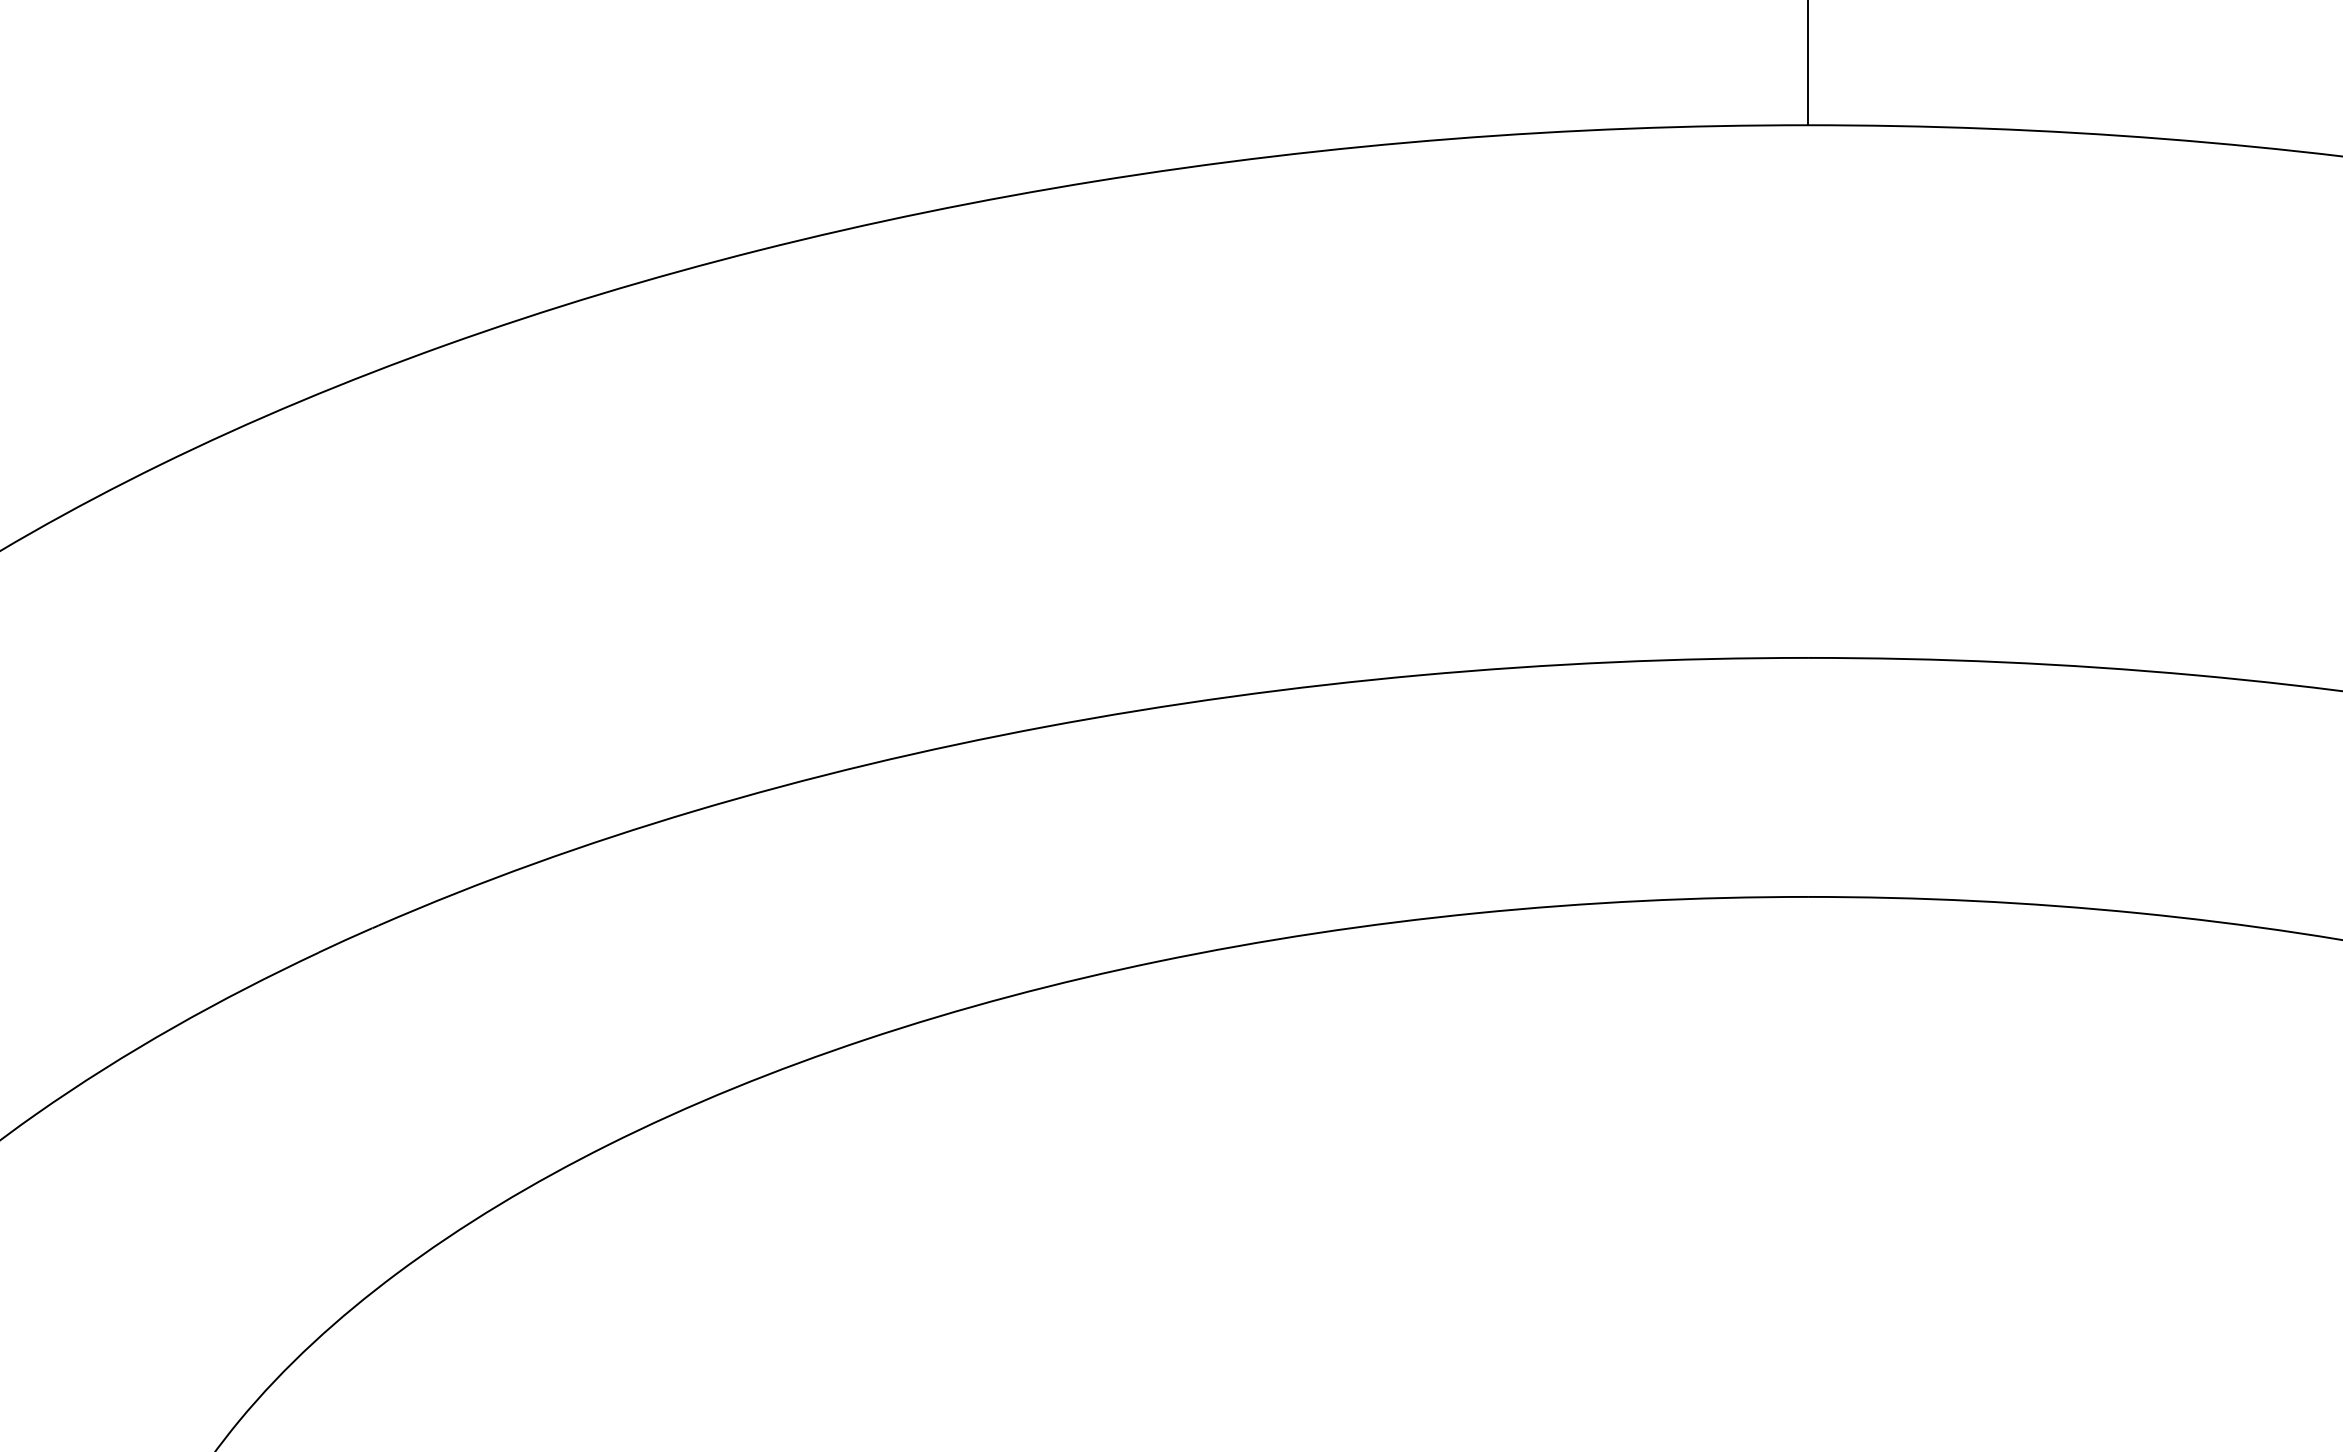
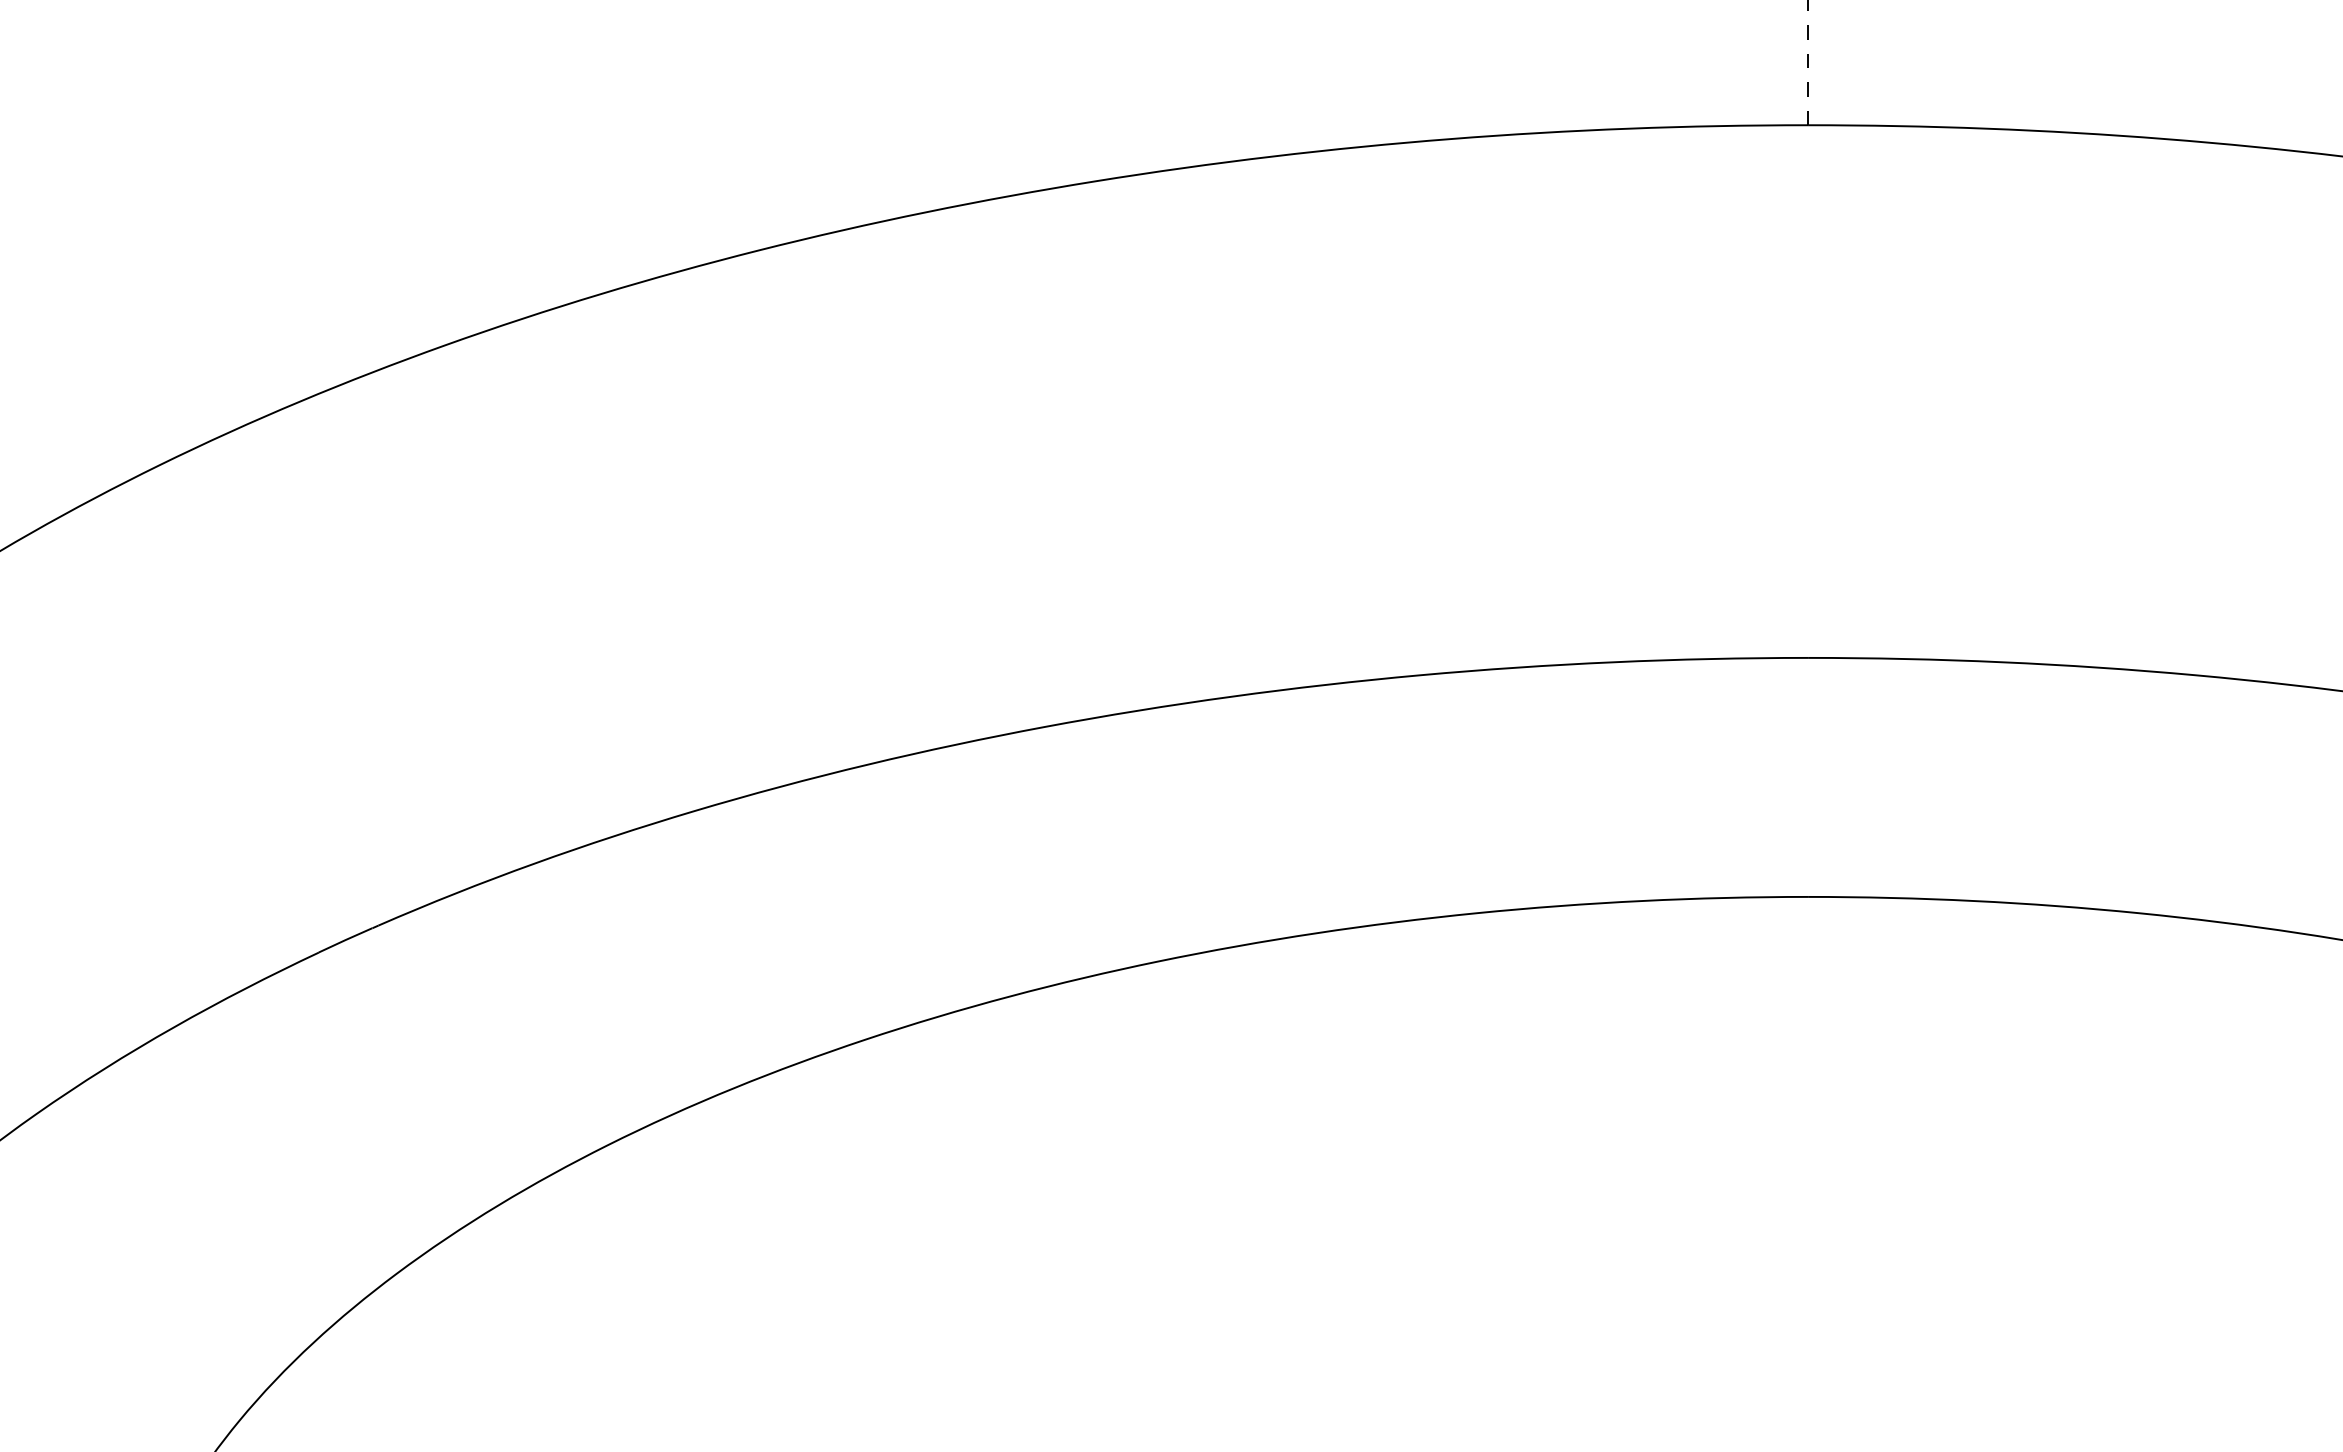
line: solid -> dashed (1808, 62)
